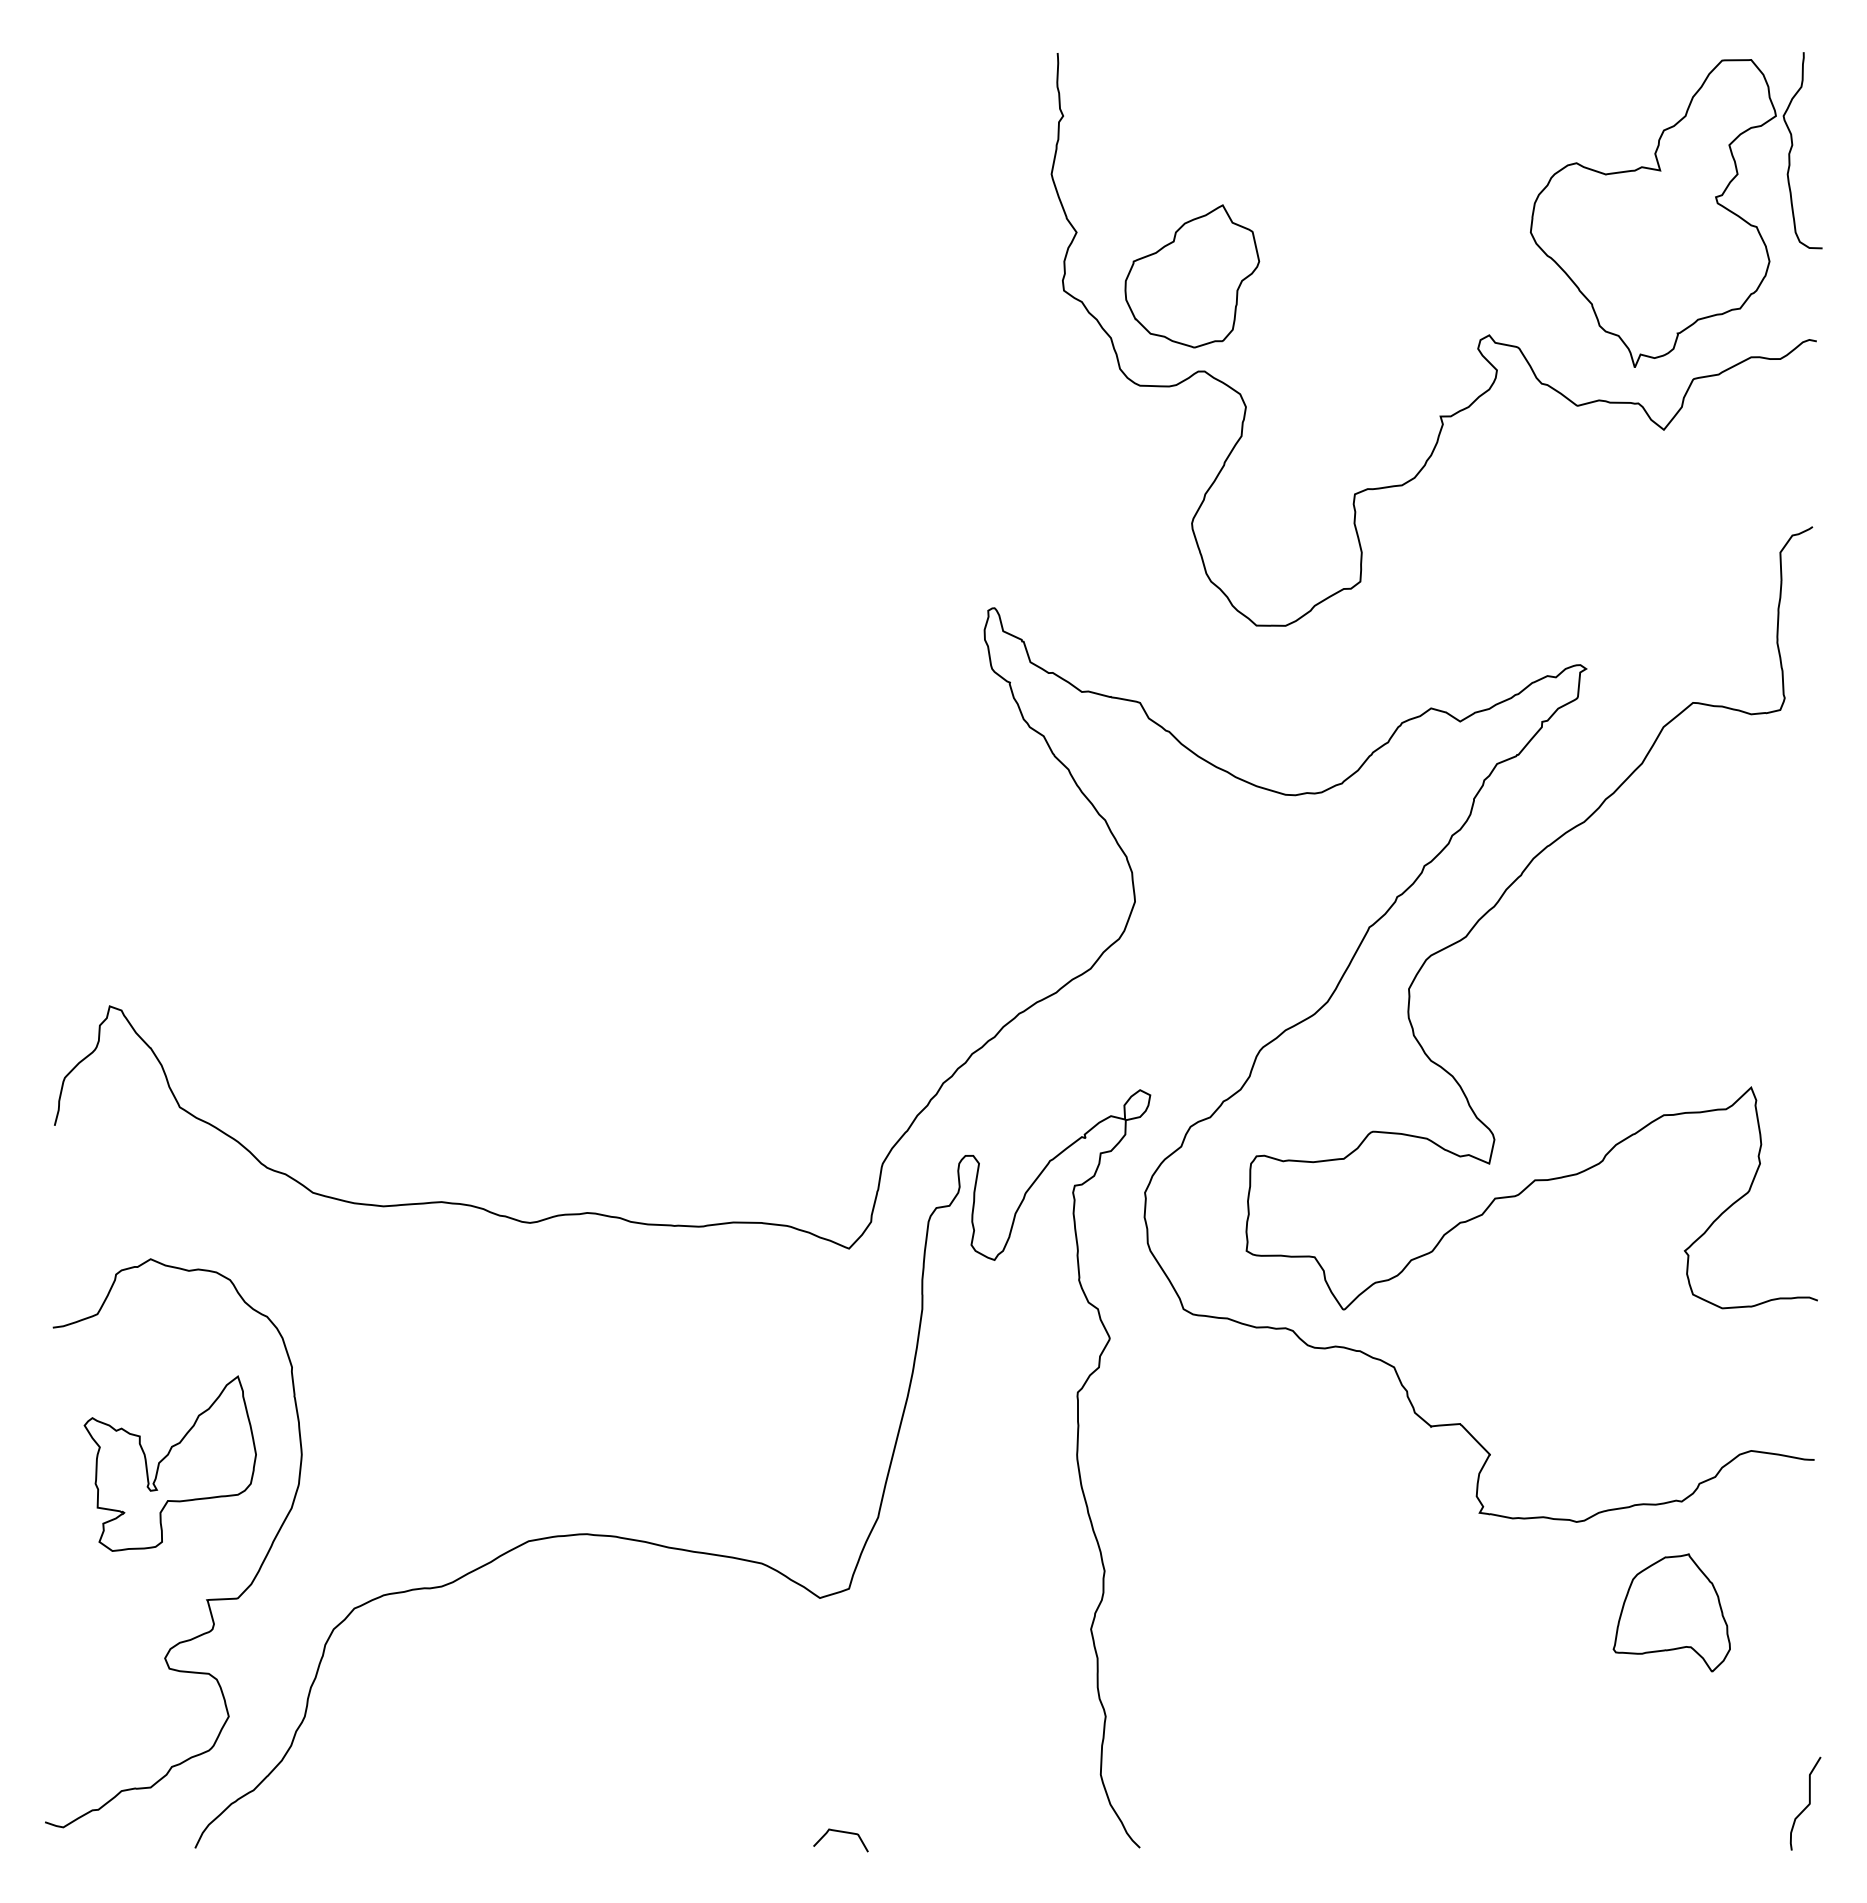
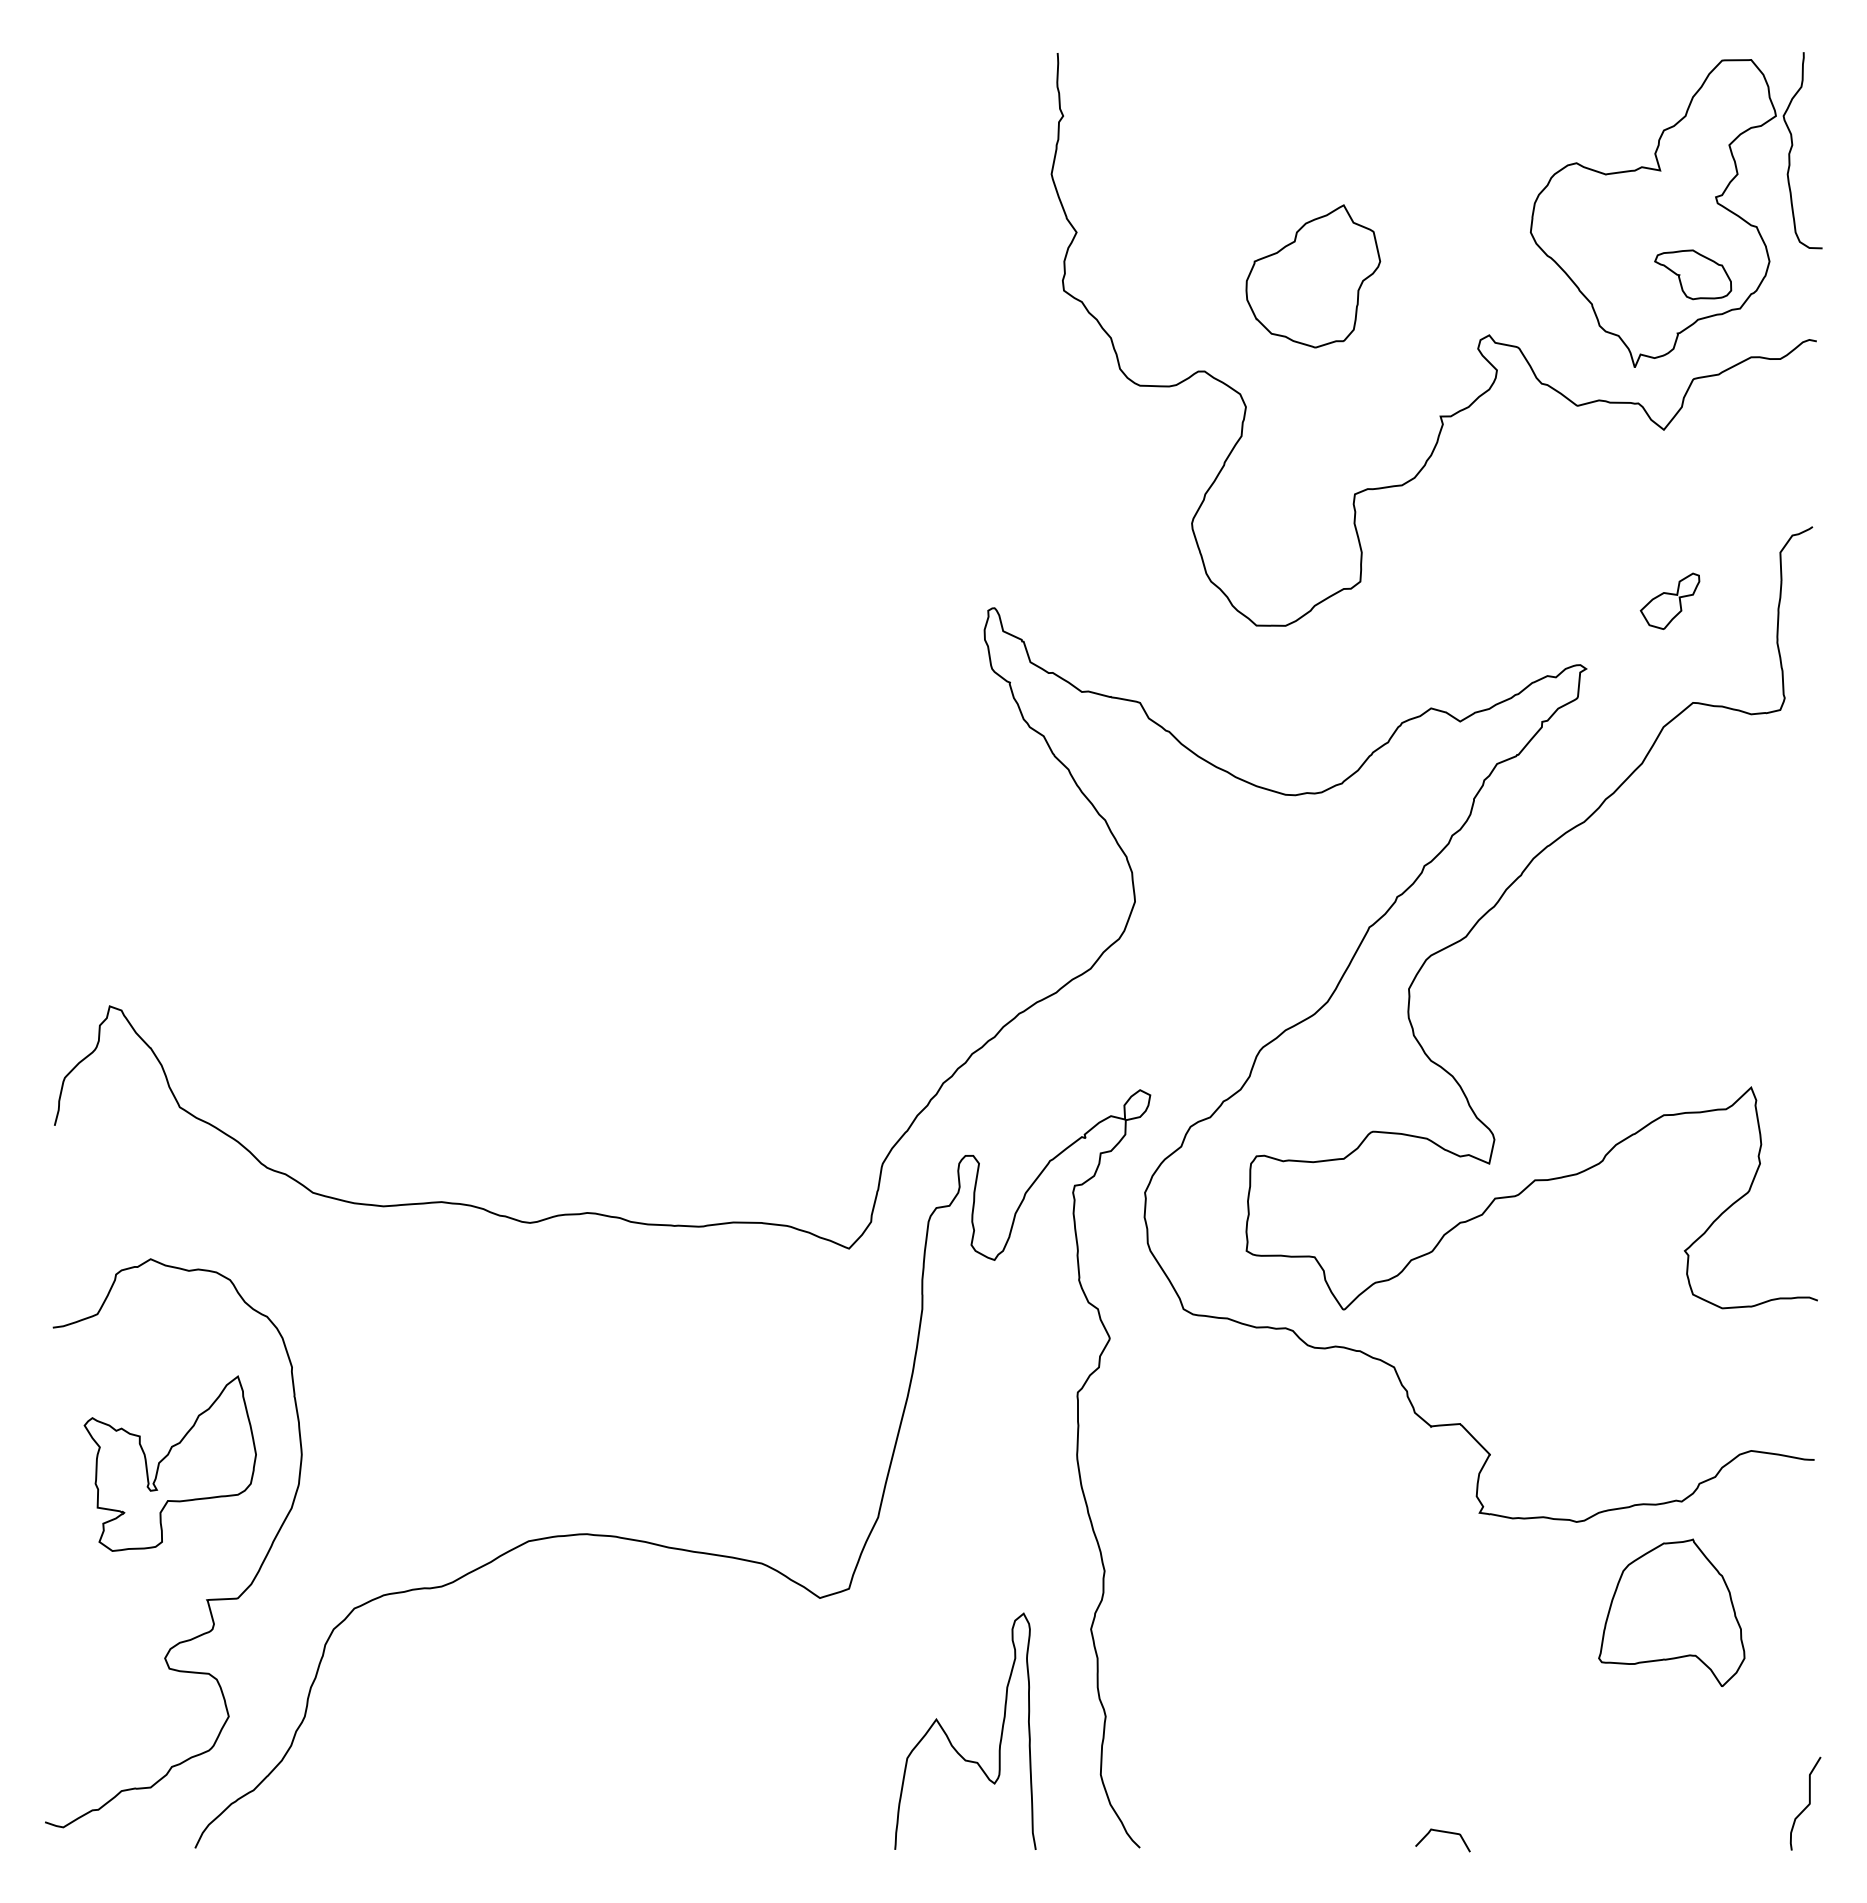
part: none -> present (1693, 274)
part position: (1192, 276) -> (1313, 276) (1313, 276)
part: none -> present (1669, 600)
part size: 119x120 px -> 148x150 px (1671, 1612)
curve: none -> present (949, 1738)
curve position: (840, 1832) -> (1442, 1832) (1442, 1832)
